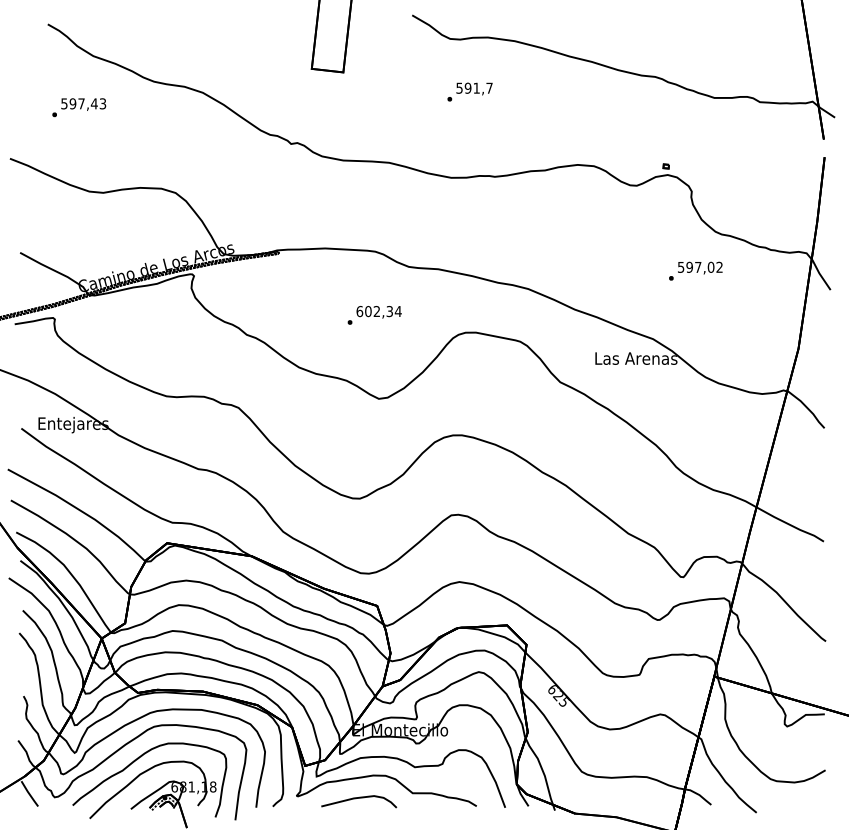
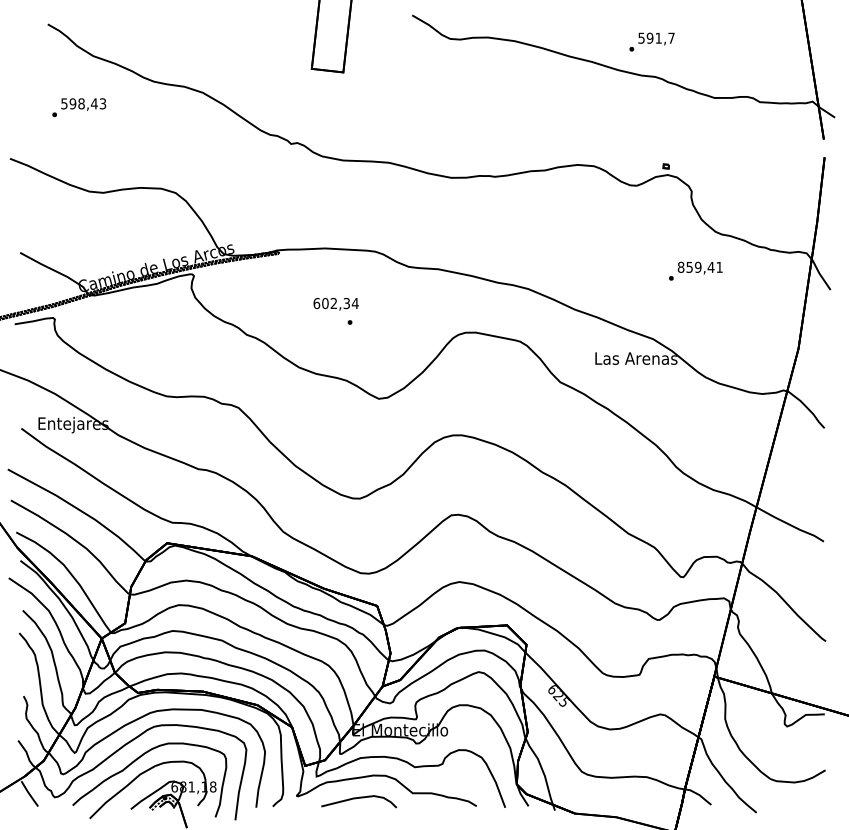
text position: (469, 91) -> (651, 41) (651, 41)
text: 597,43 -> 598,43 (81, 103)
text: 597,02 -> 859,41 (699, 266)
text position: (378, 312) -> (335, 304) (335, 304)
